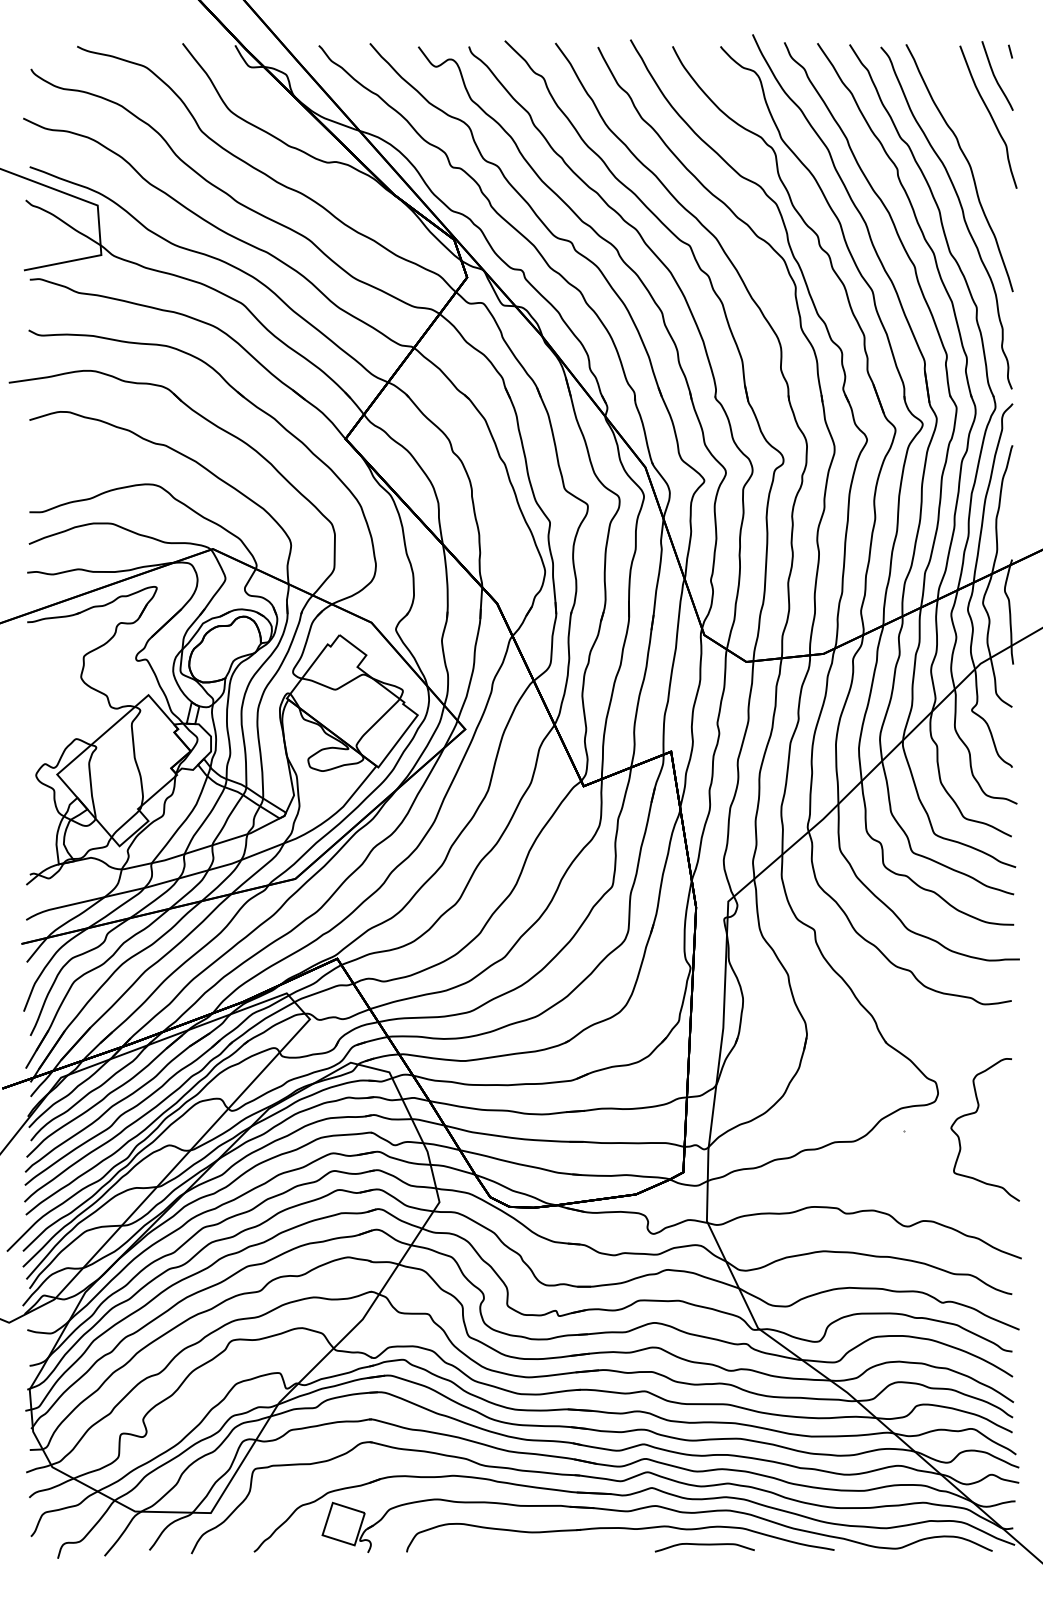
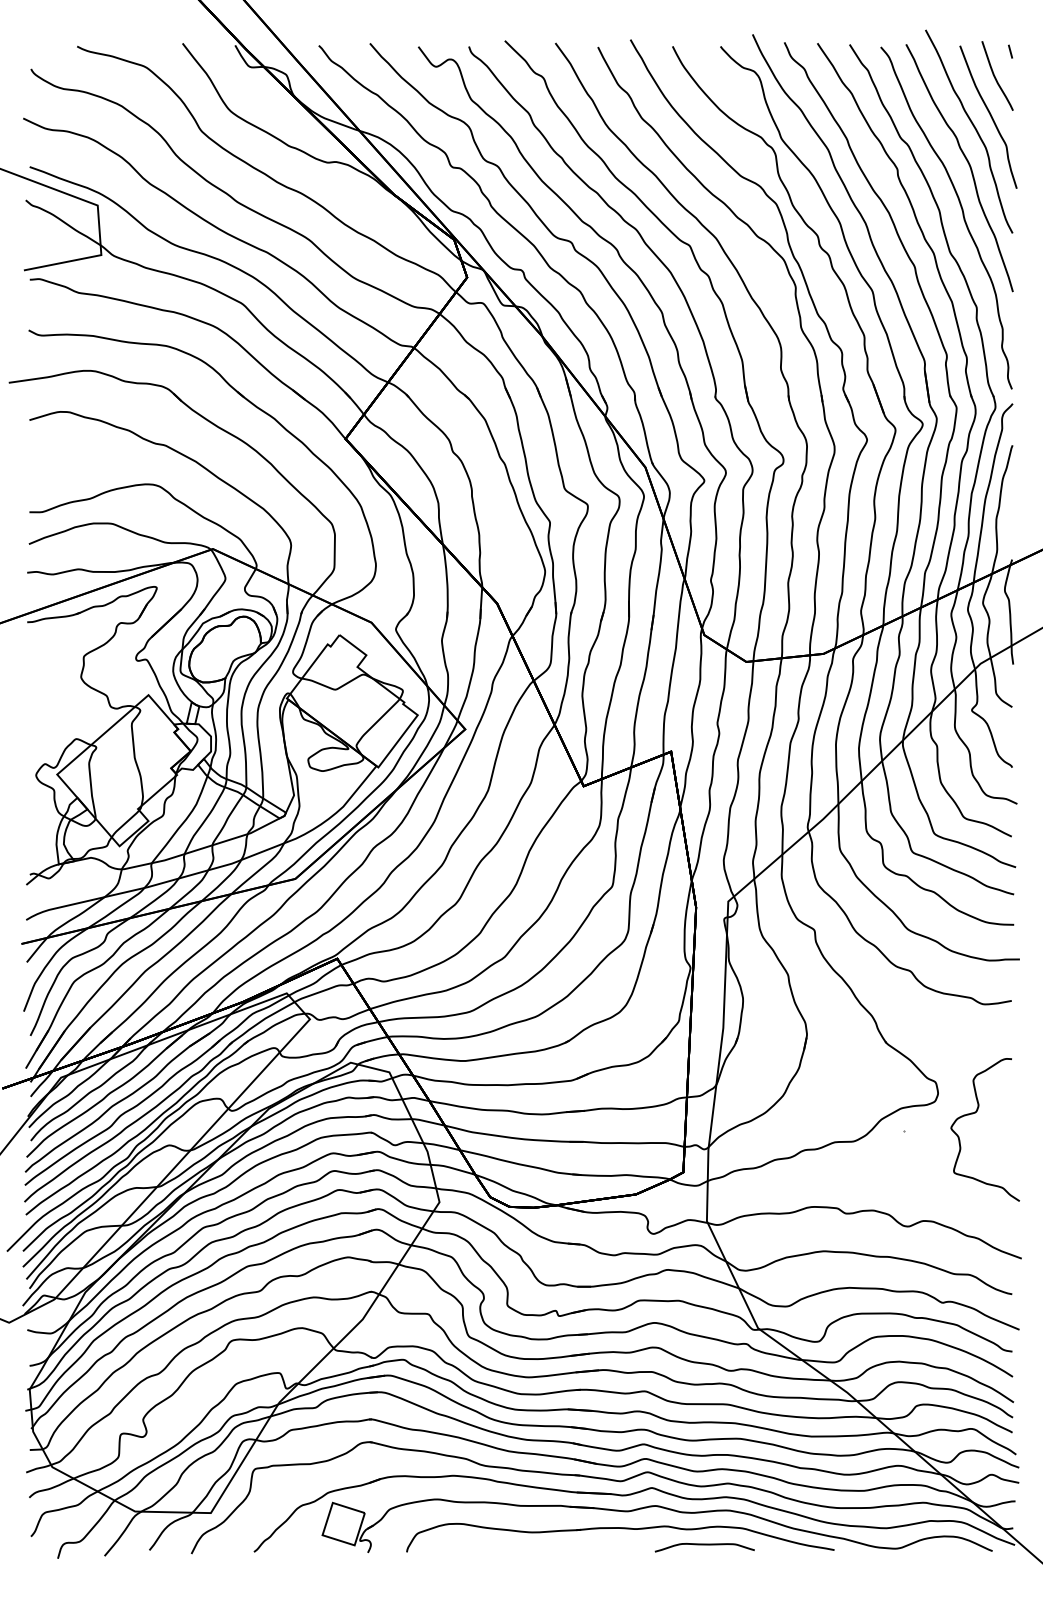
curve: none -> present (973, 127)
